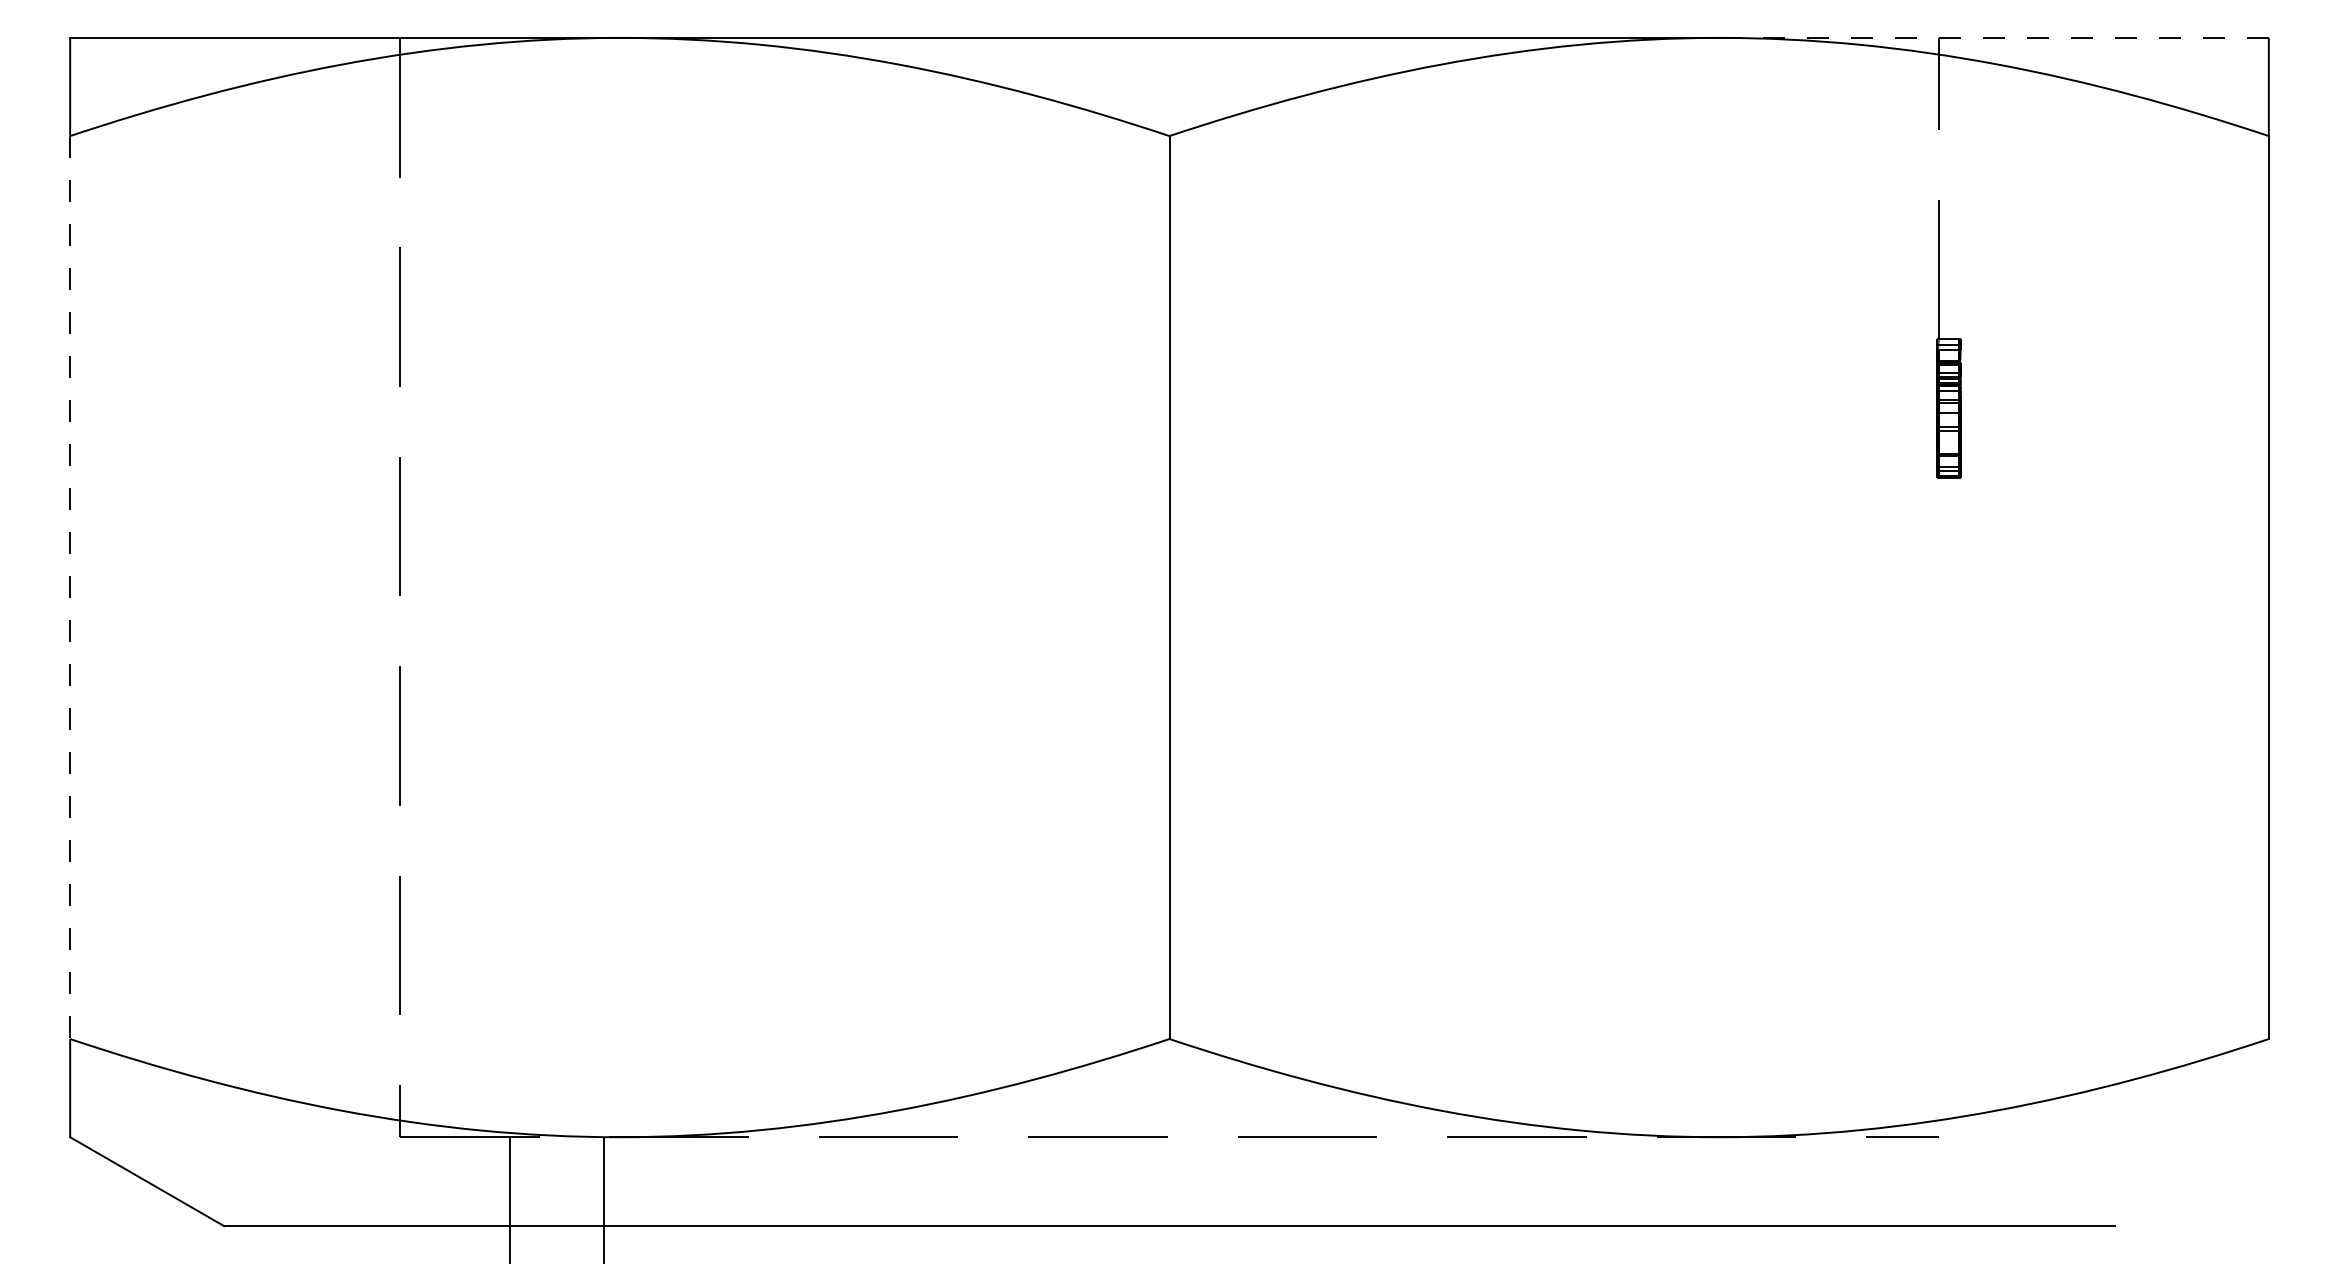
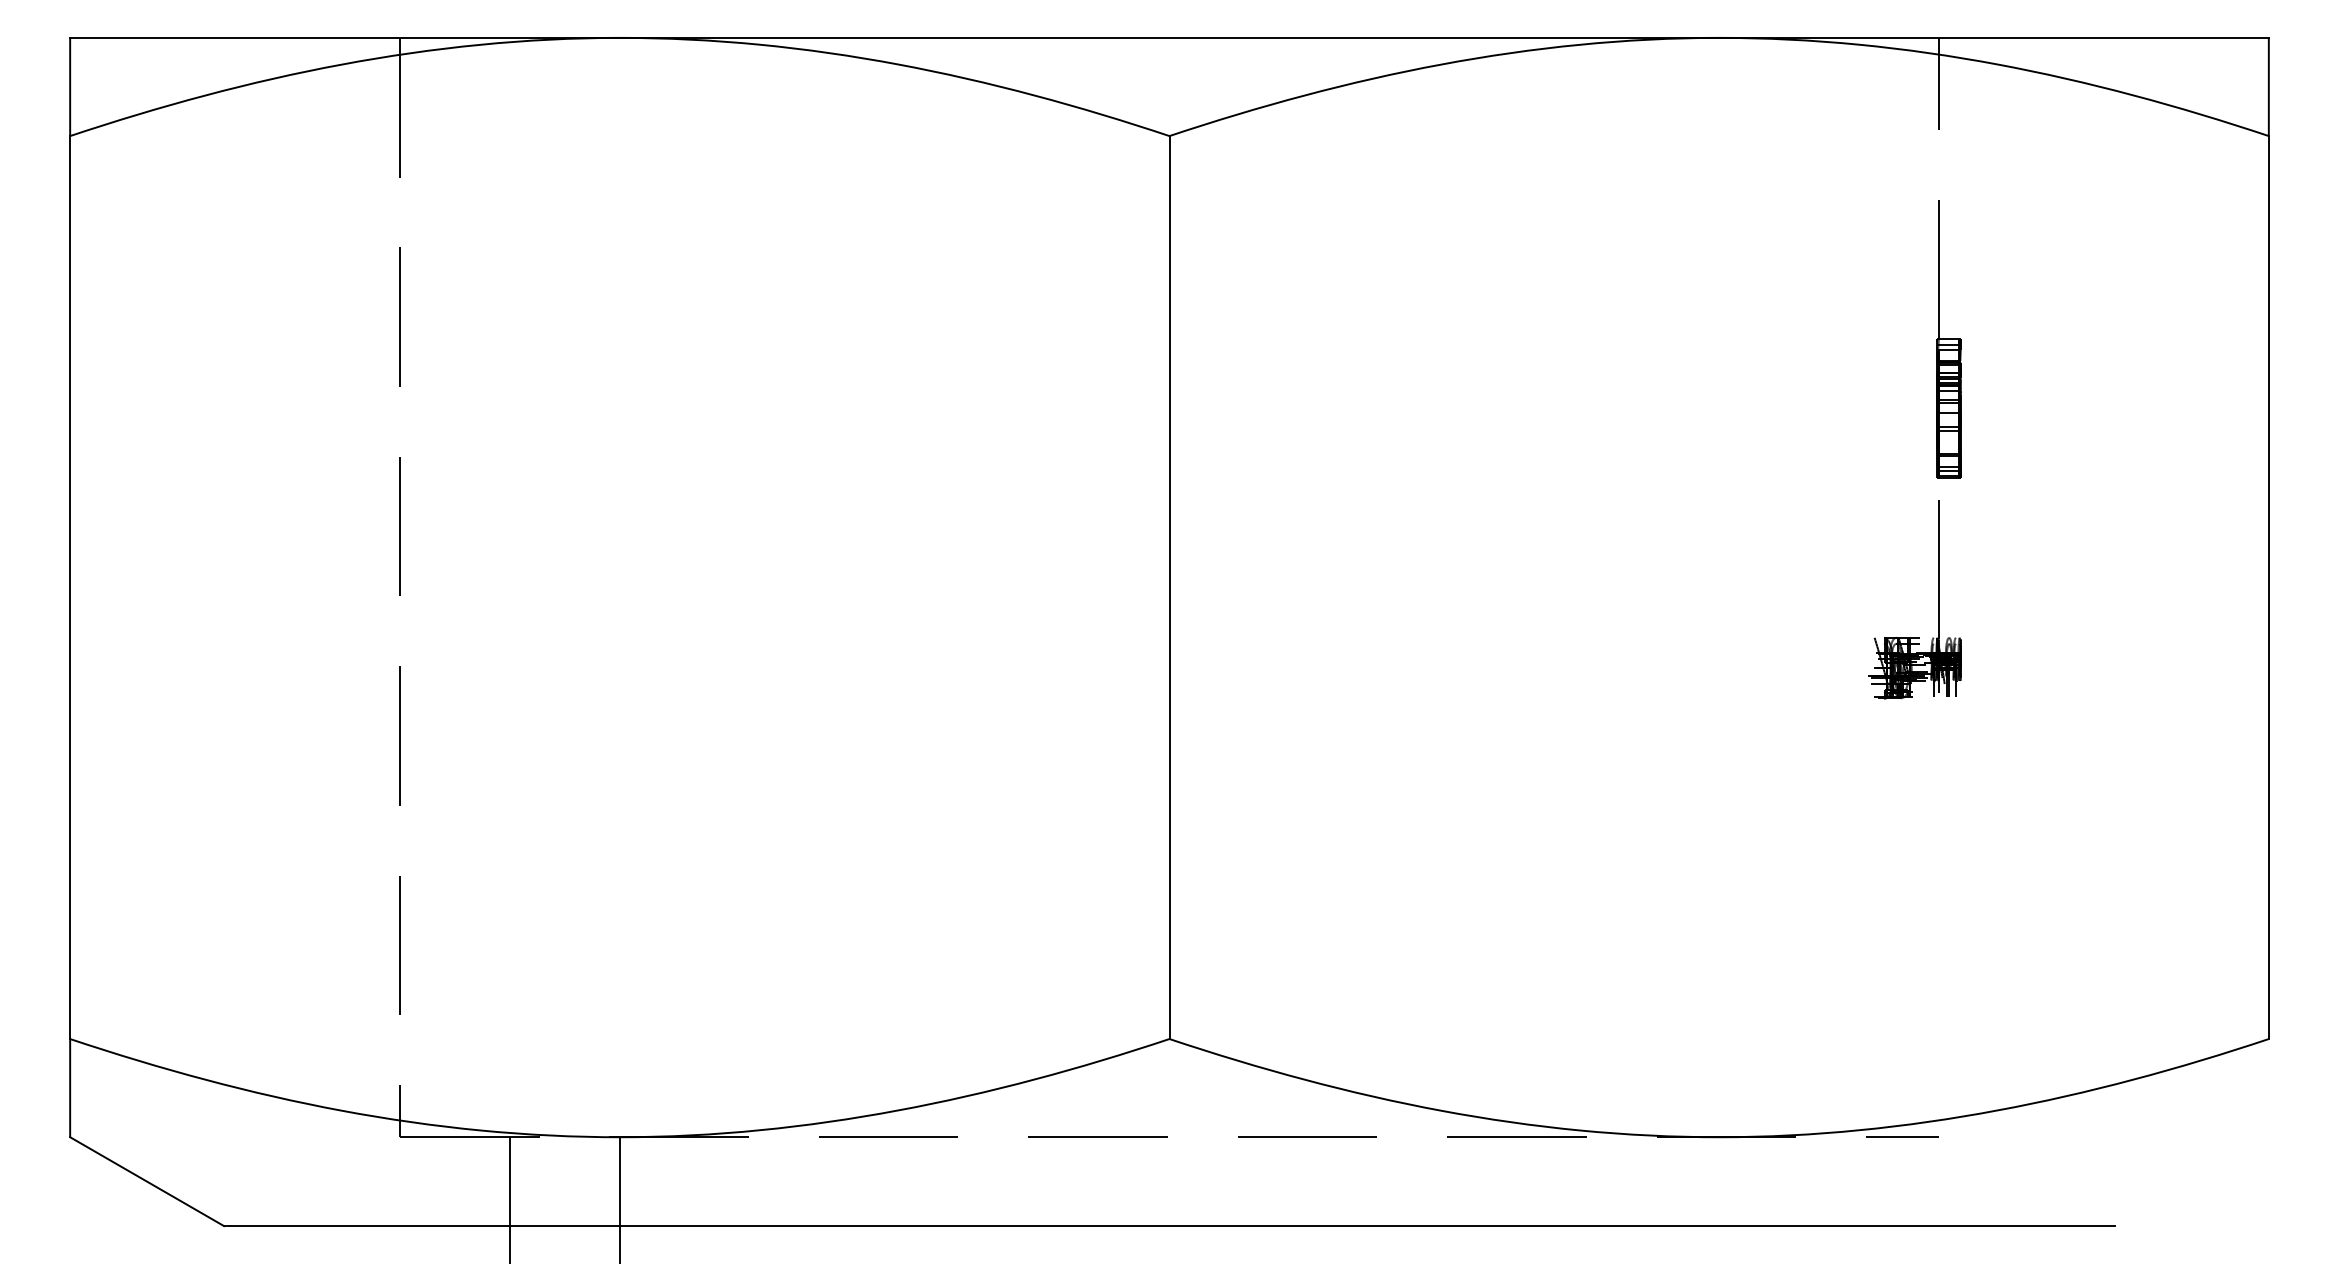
line: dashed -> solid (1993, 37)
line: dashed -> solid (70, 588)
part: none -> present (1938, 599)
line position: (603, 1198) -> (619, 1198) (619, 1198)
